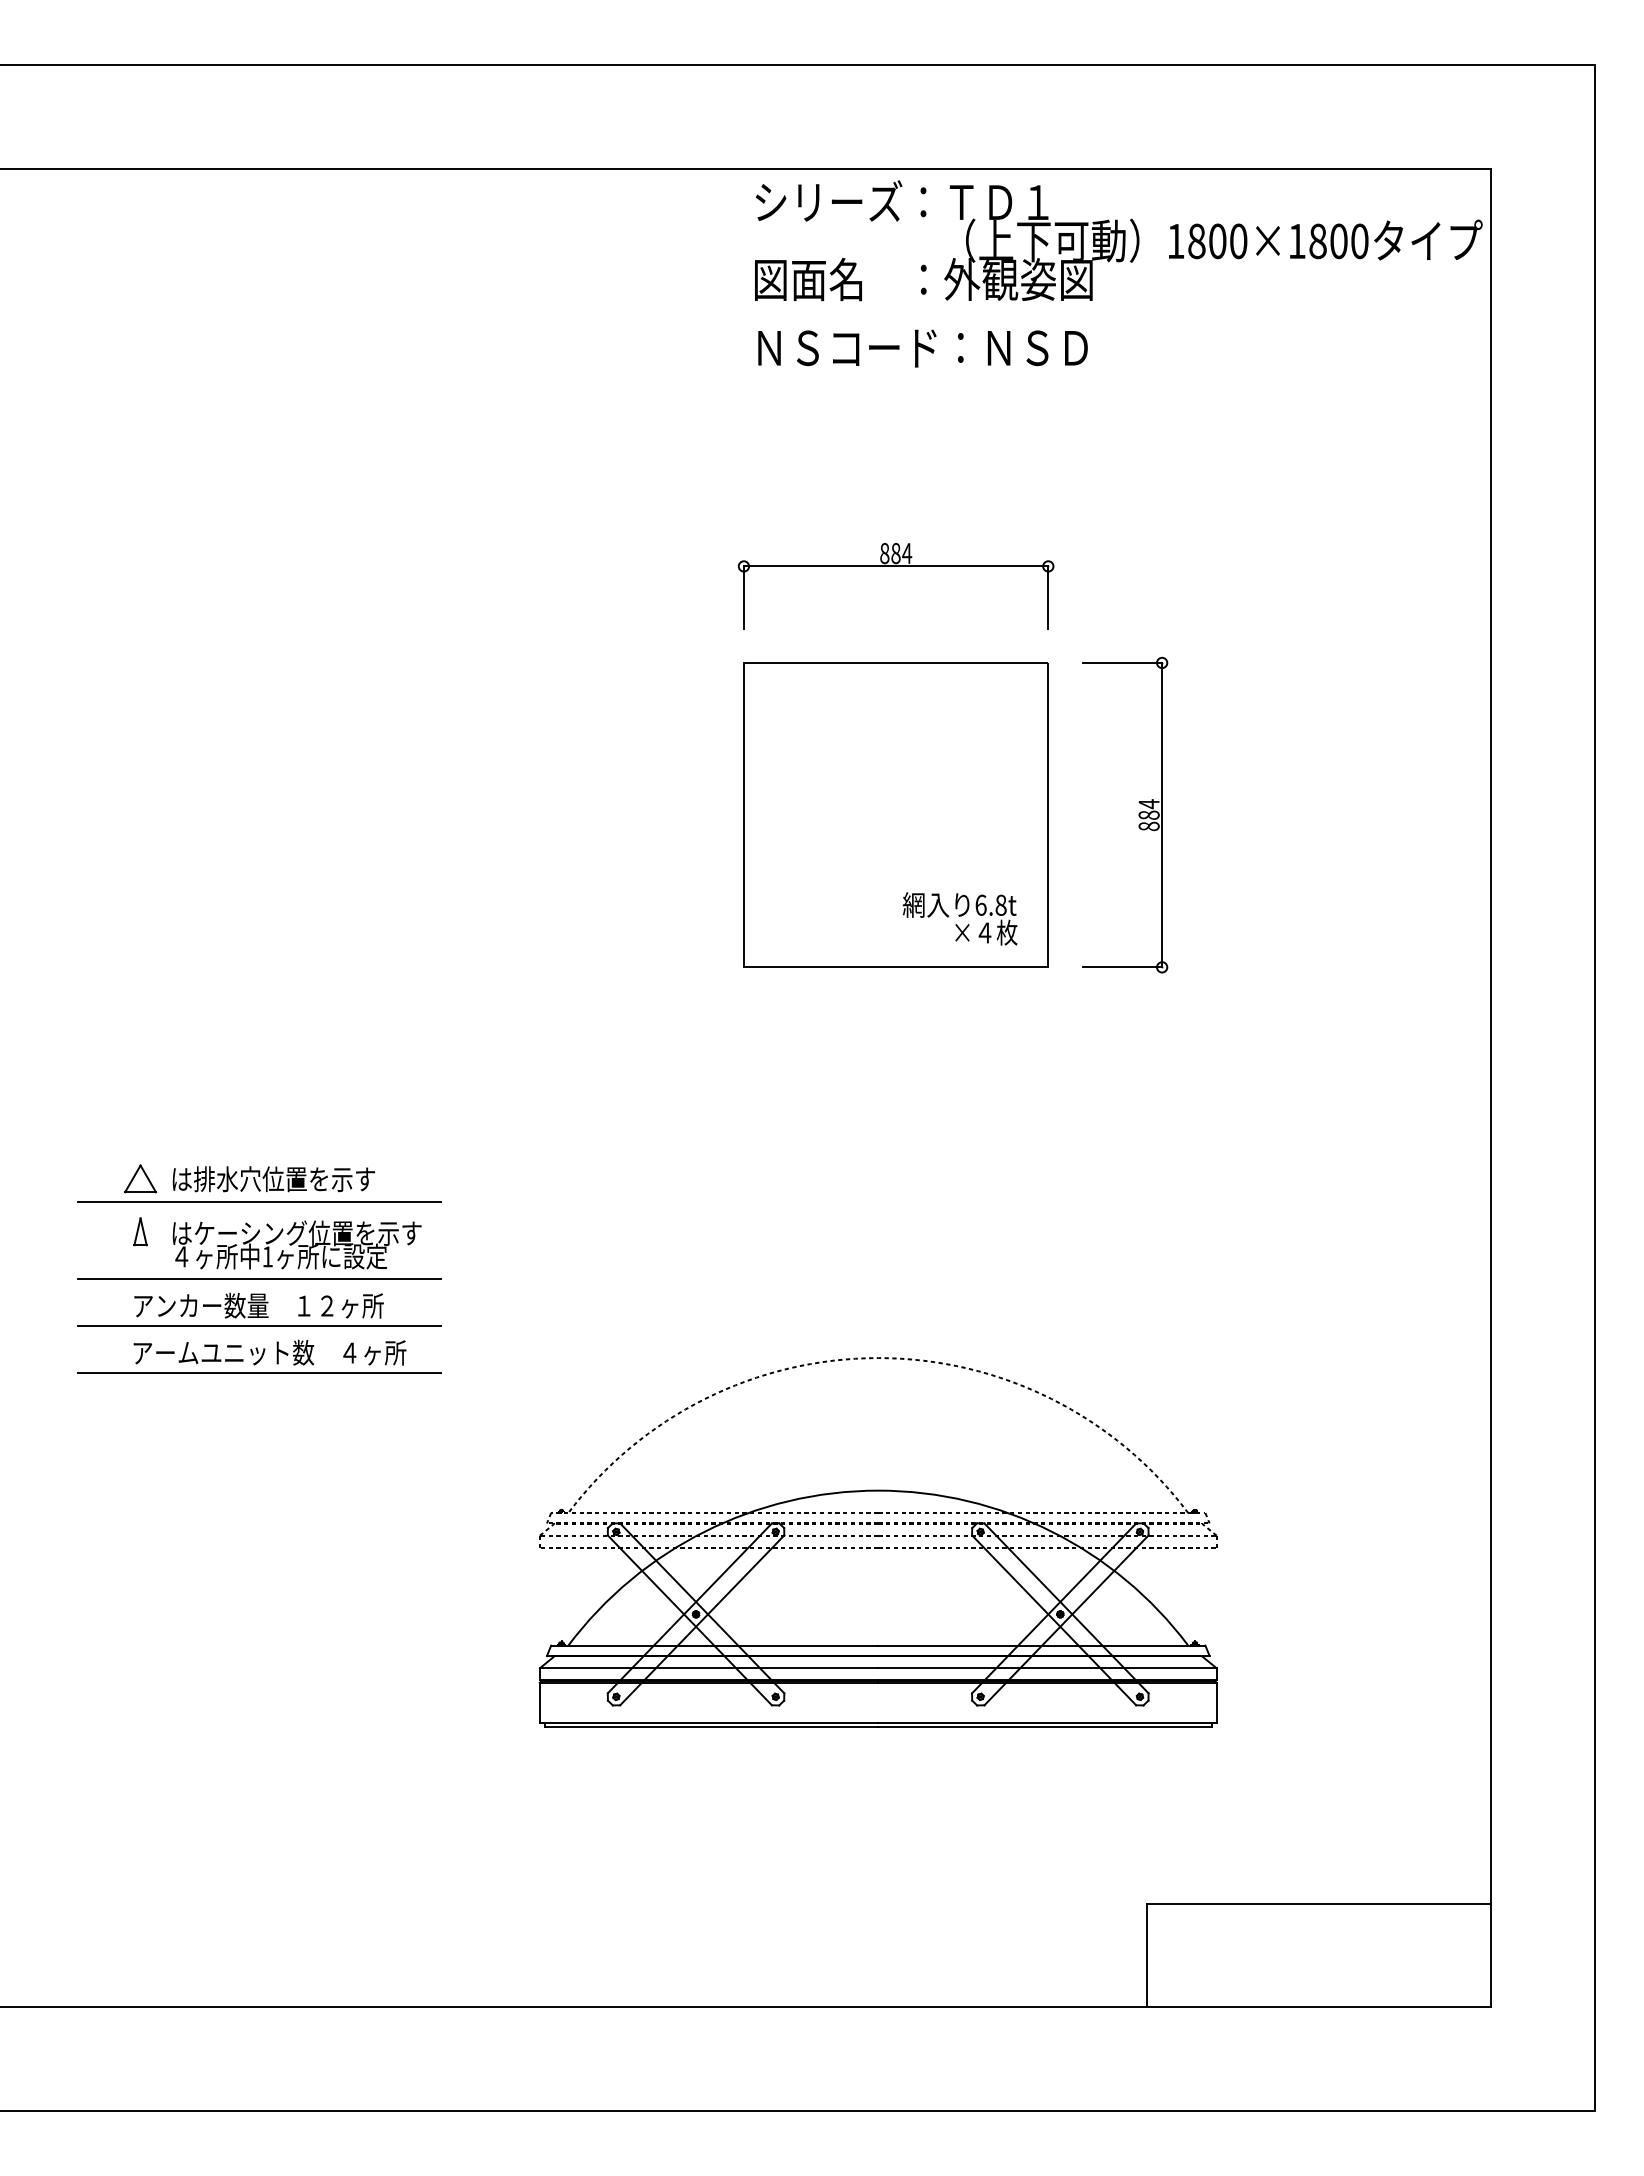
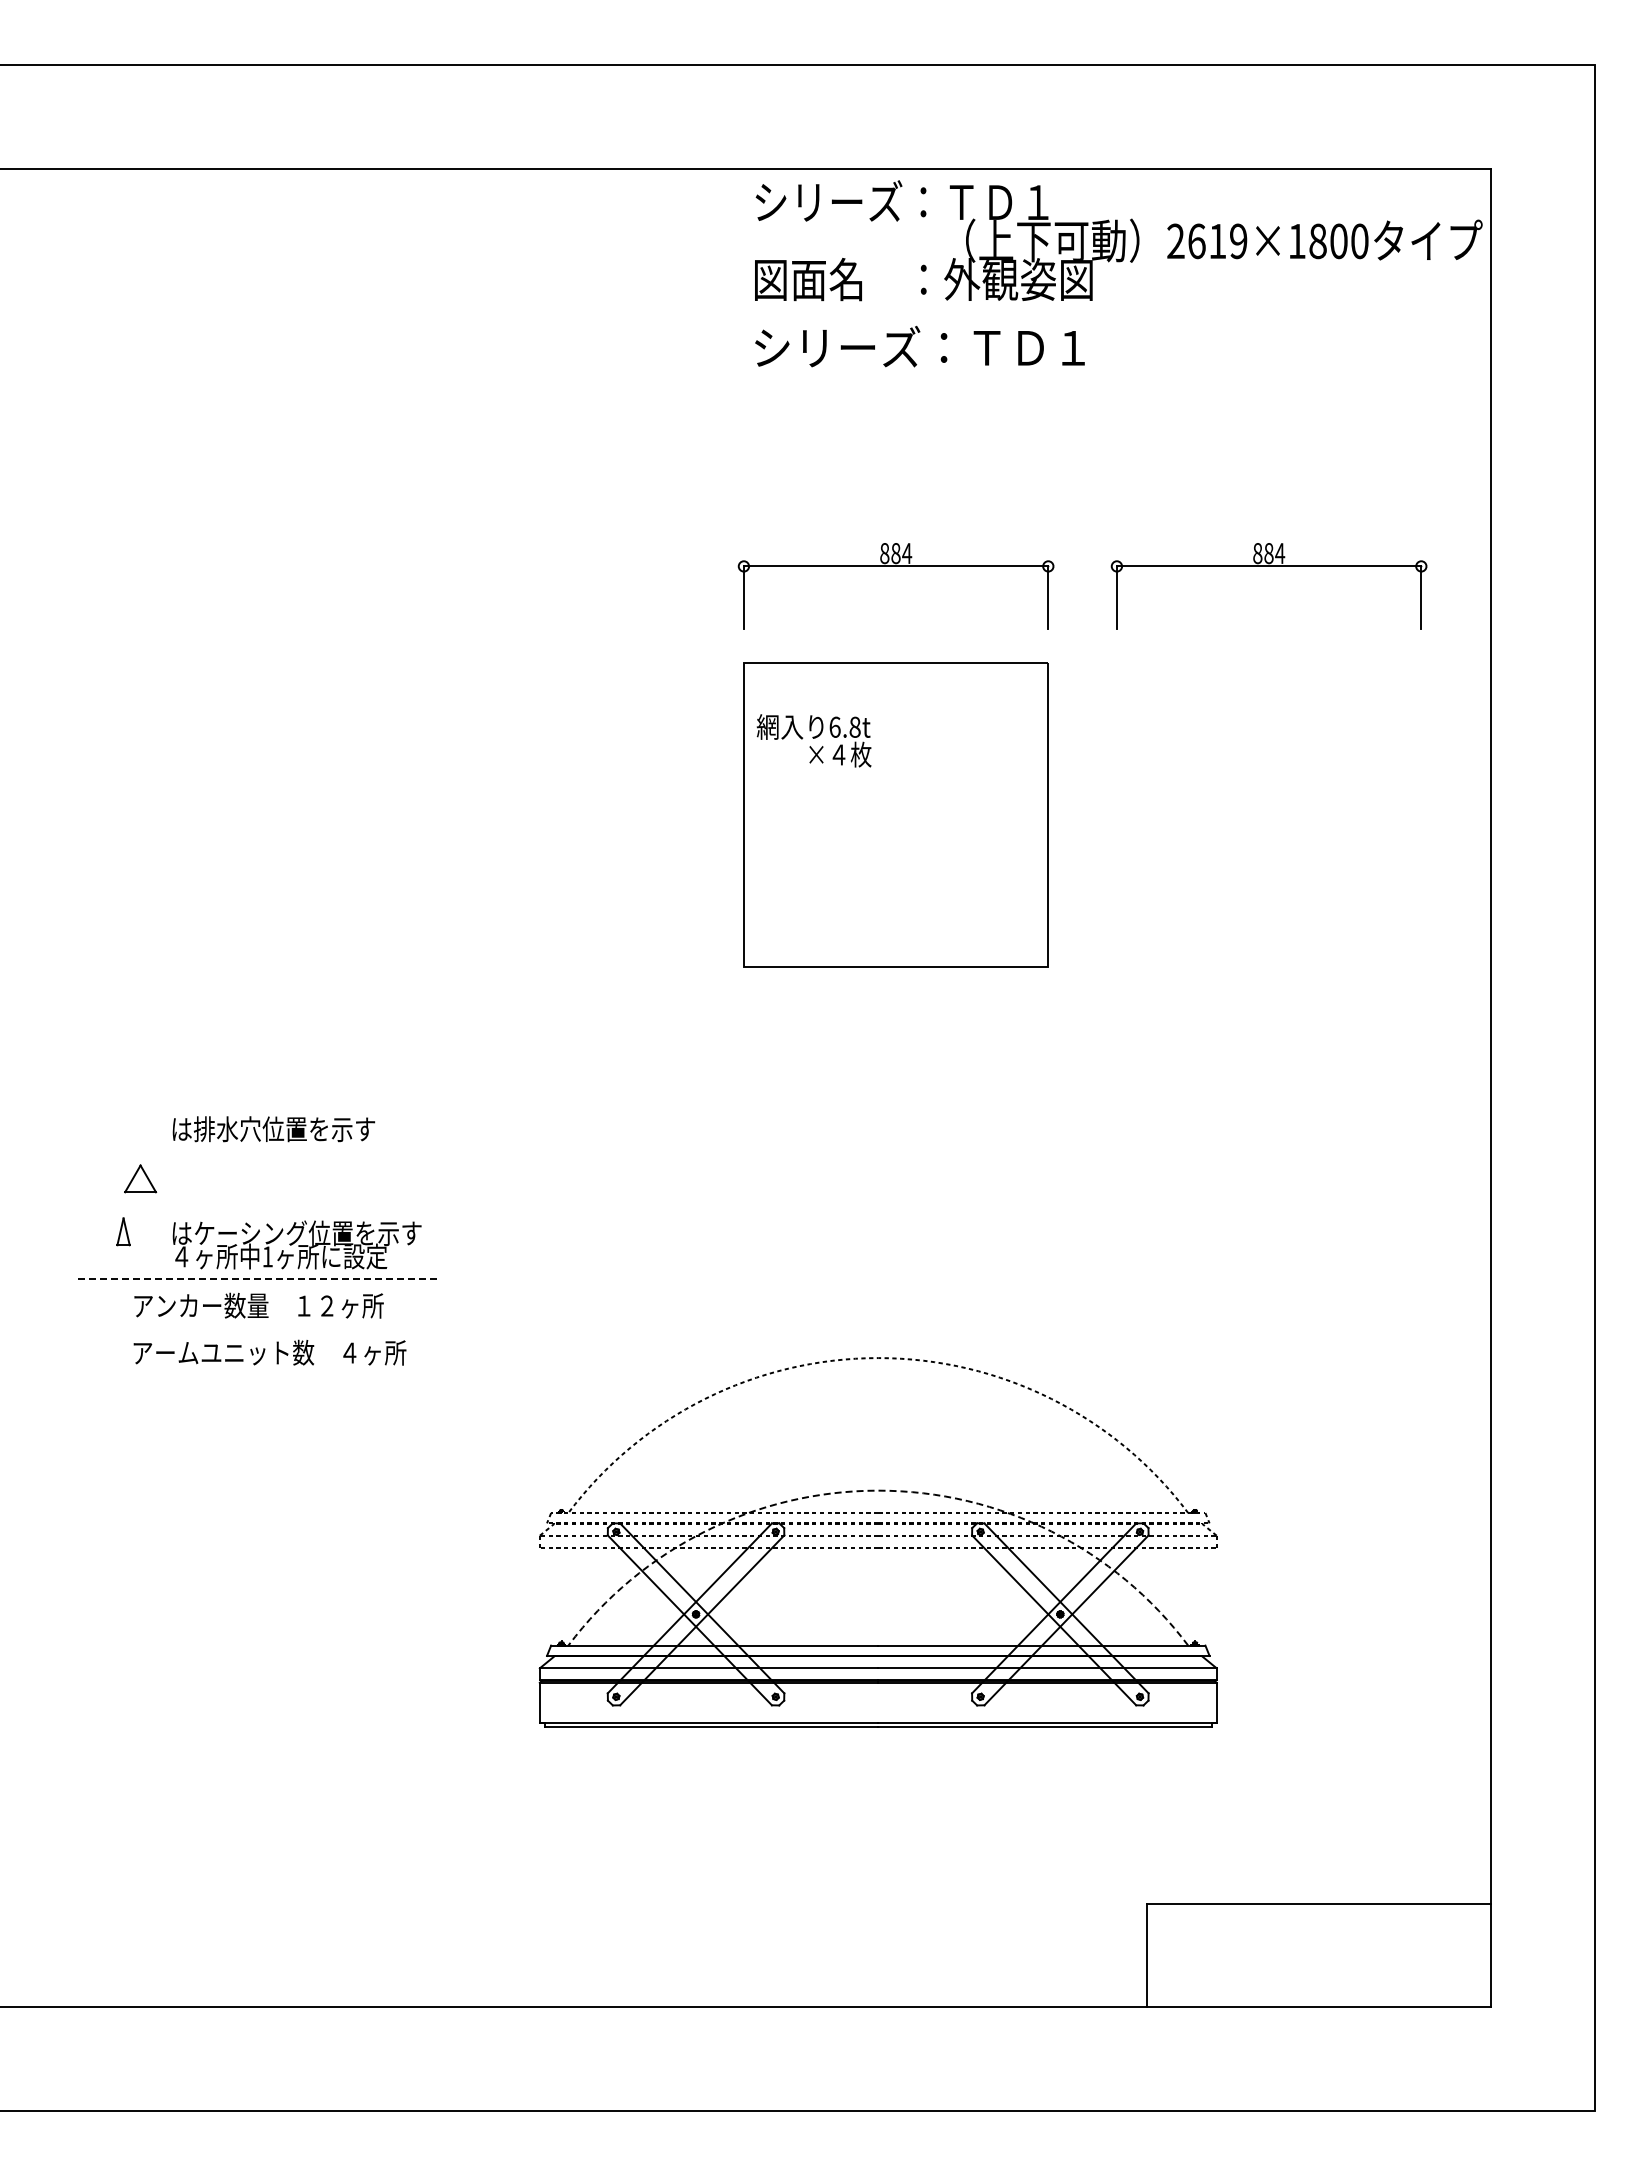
text: 1800×1800 -> 2619×1800 (1207, 241)
text: ＮＳコード：ＮＳＤ -> シリーズ：ＴＤ１ (921, 346)
part: none -> present (1268, 566)
part: present -> none (1138, 814)
text position: (959, 918) -> (813, 740) (813, 740)
text position: (273, 1179) -> (273, 1129) (273, 1129)
line: present -> none (259, 1201)
part position: (140, 1231) -> (123, 1231) (123, 1231)
line: solid -> dashed (260, 1279)
line: present -> none (259, 1326)
line: present -> none (259, 1373)
arc: solid -> dashed (878, 1490)
